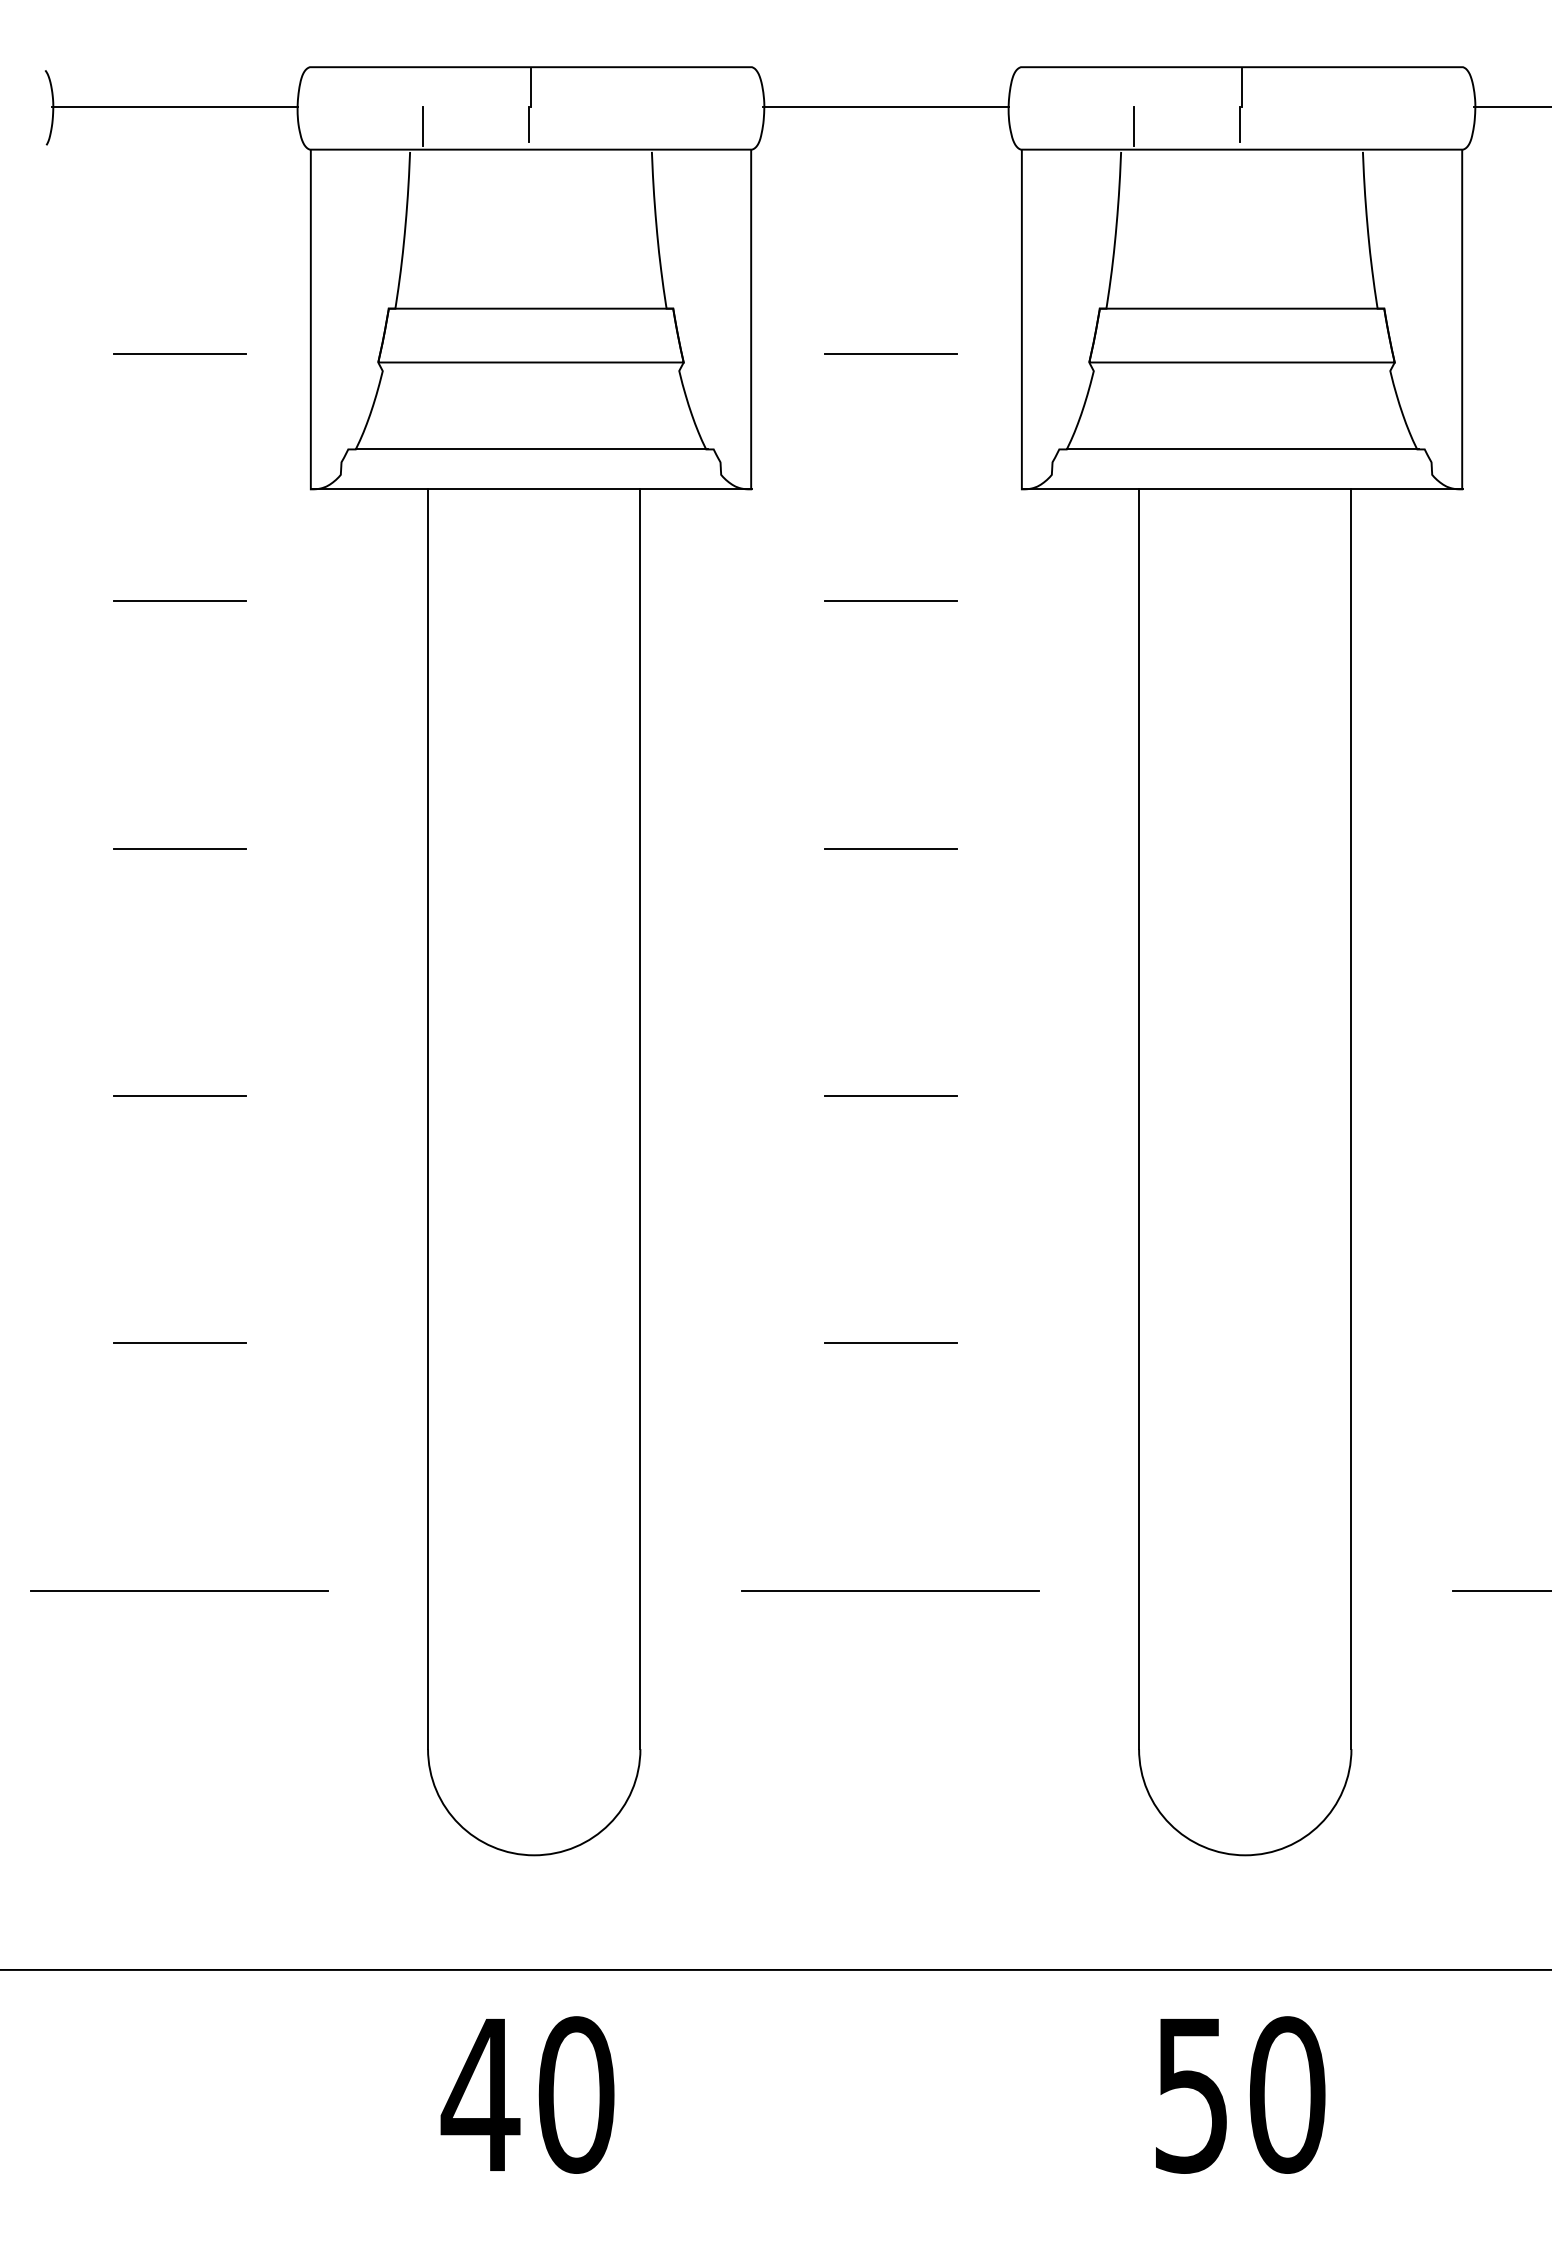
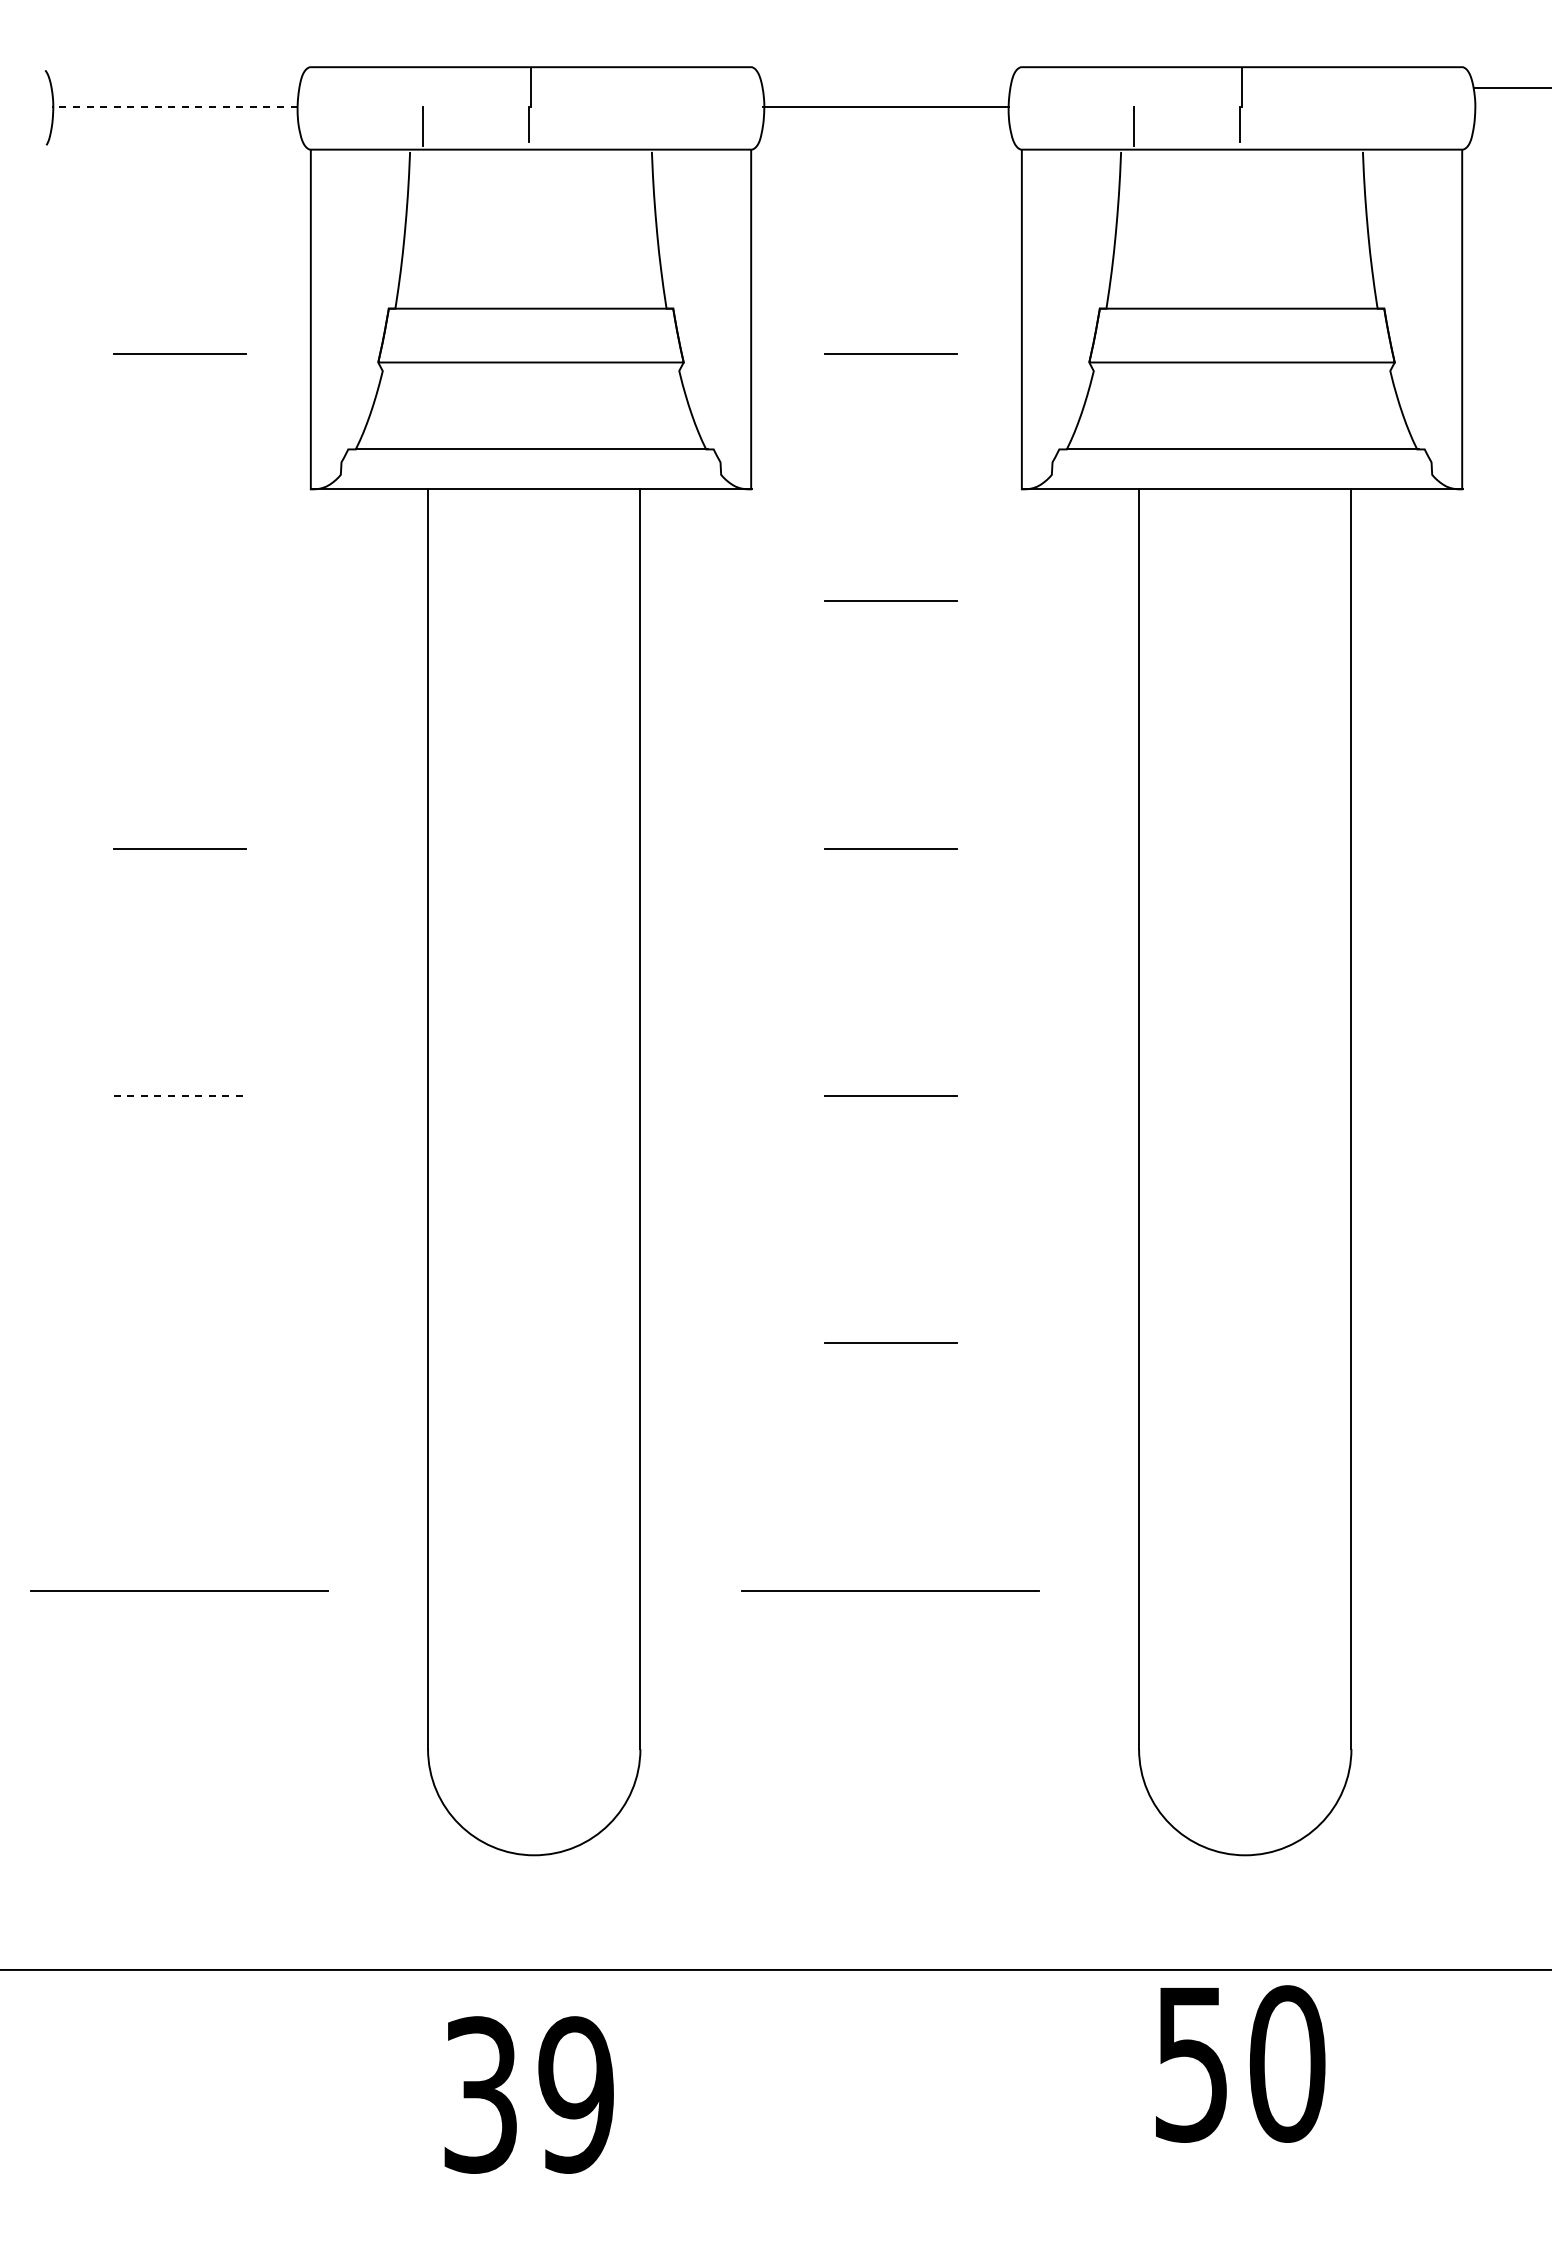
line: solid -> dashed (174, 107)
line position: (1511, 107) -> (1511, 88) (1511, 88)
line: present -> none (179, 601)
line: solid -> dashed (179, 1095)
line: present -> none (179, 1343)
line: present -> none (1500, 1590)
text: 40 -> 39 (527, 2094)
text position: (1240, 2094) -> (1240, 2063) (1240, 2063)
